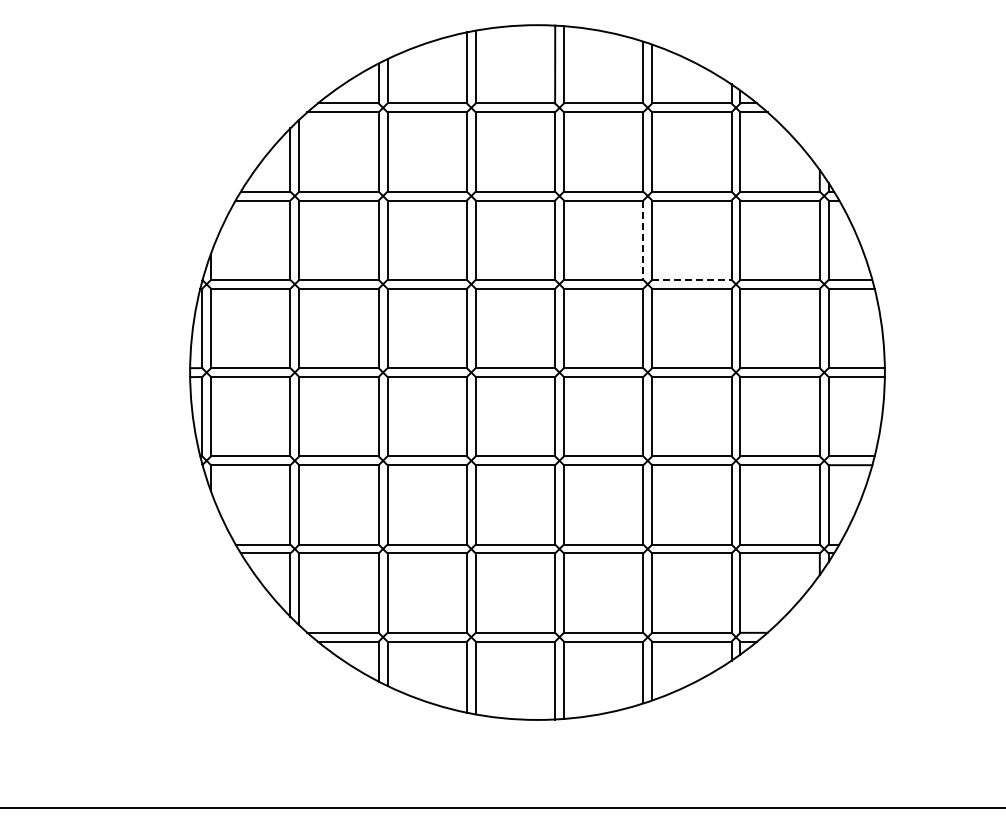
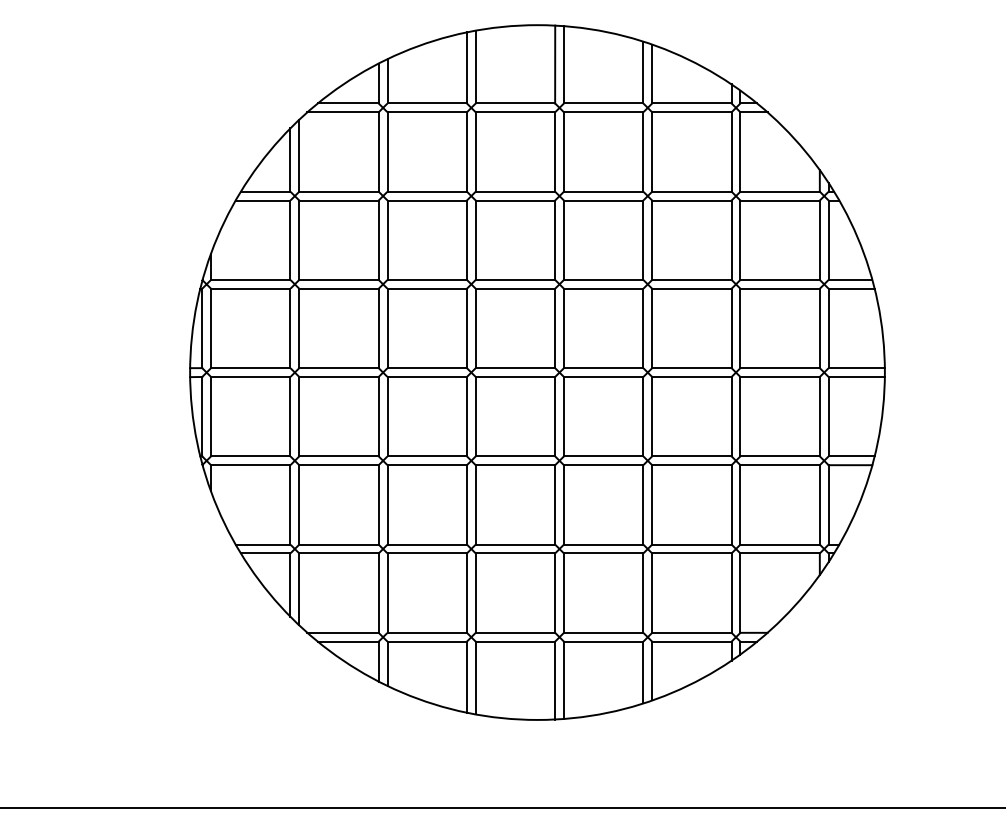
line: dashed -> solid (643, 240)
line: dashed -> solid (691, 279)
